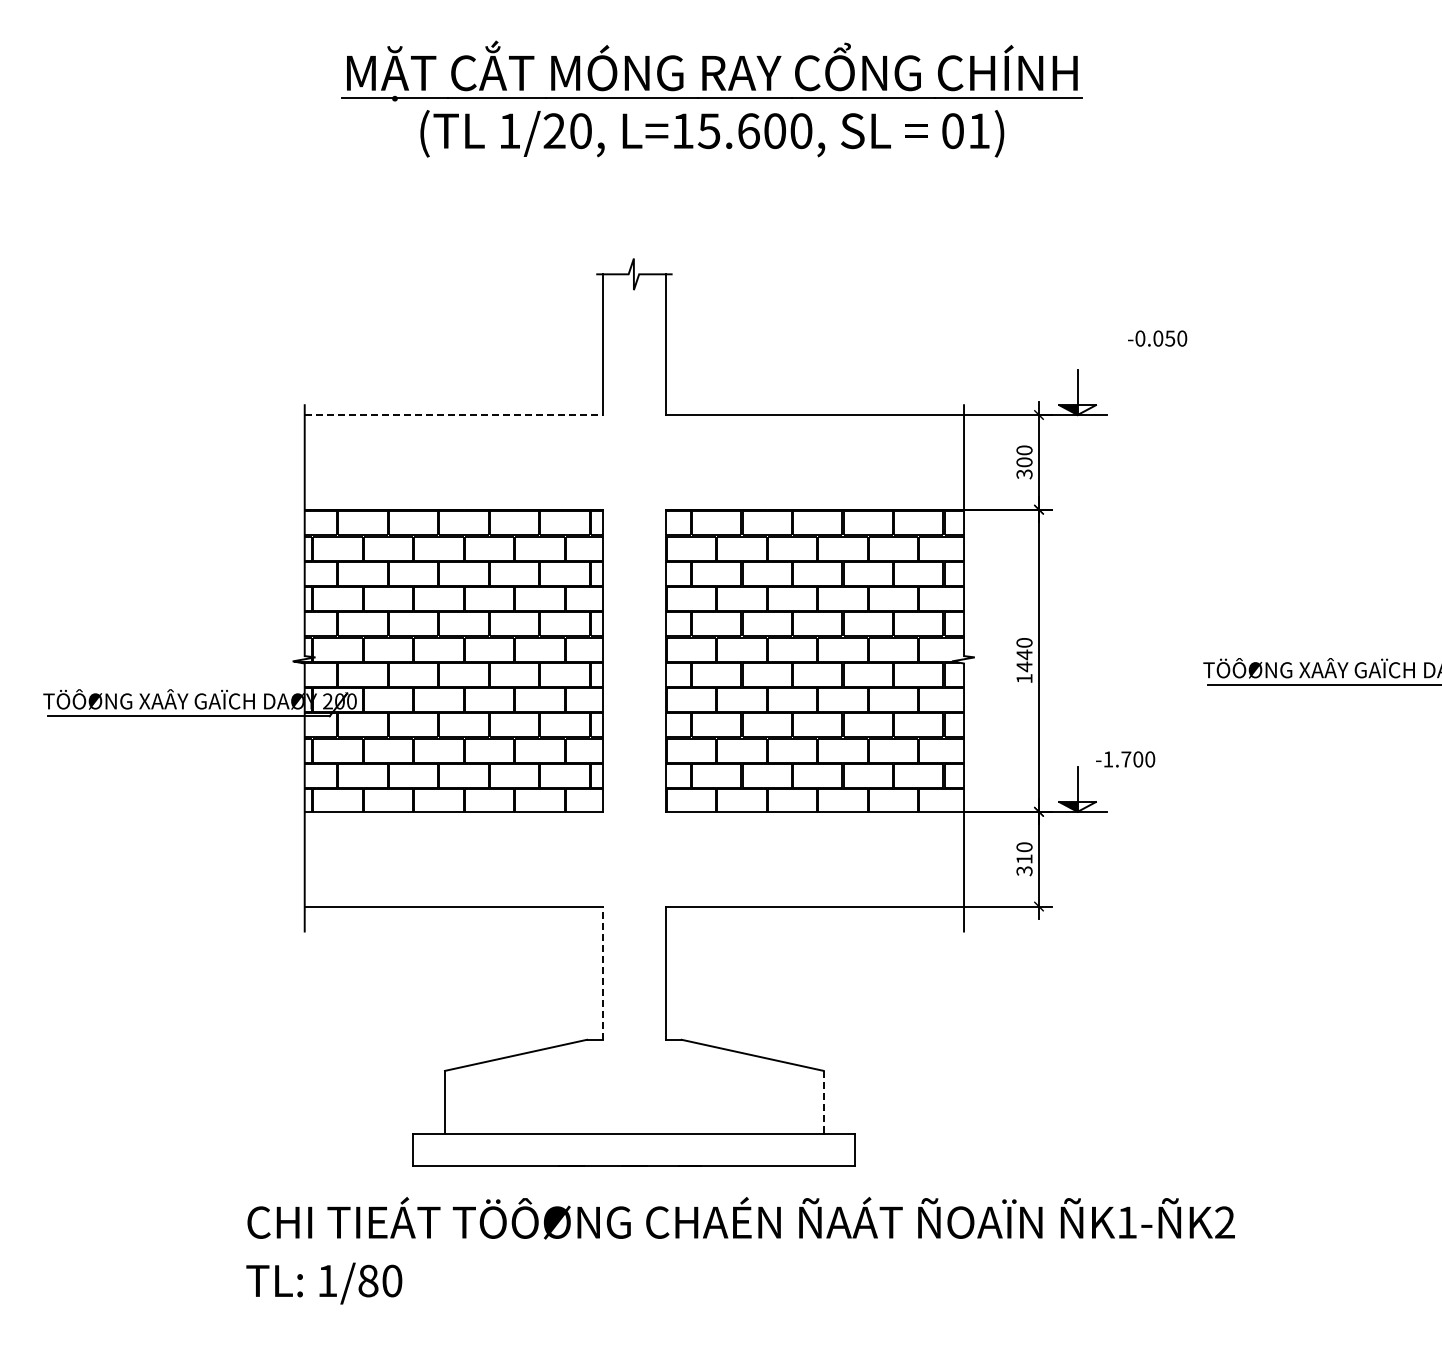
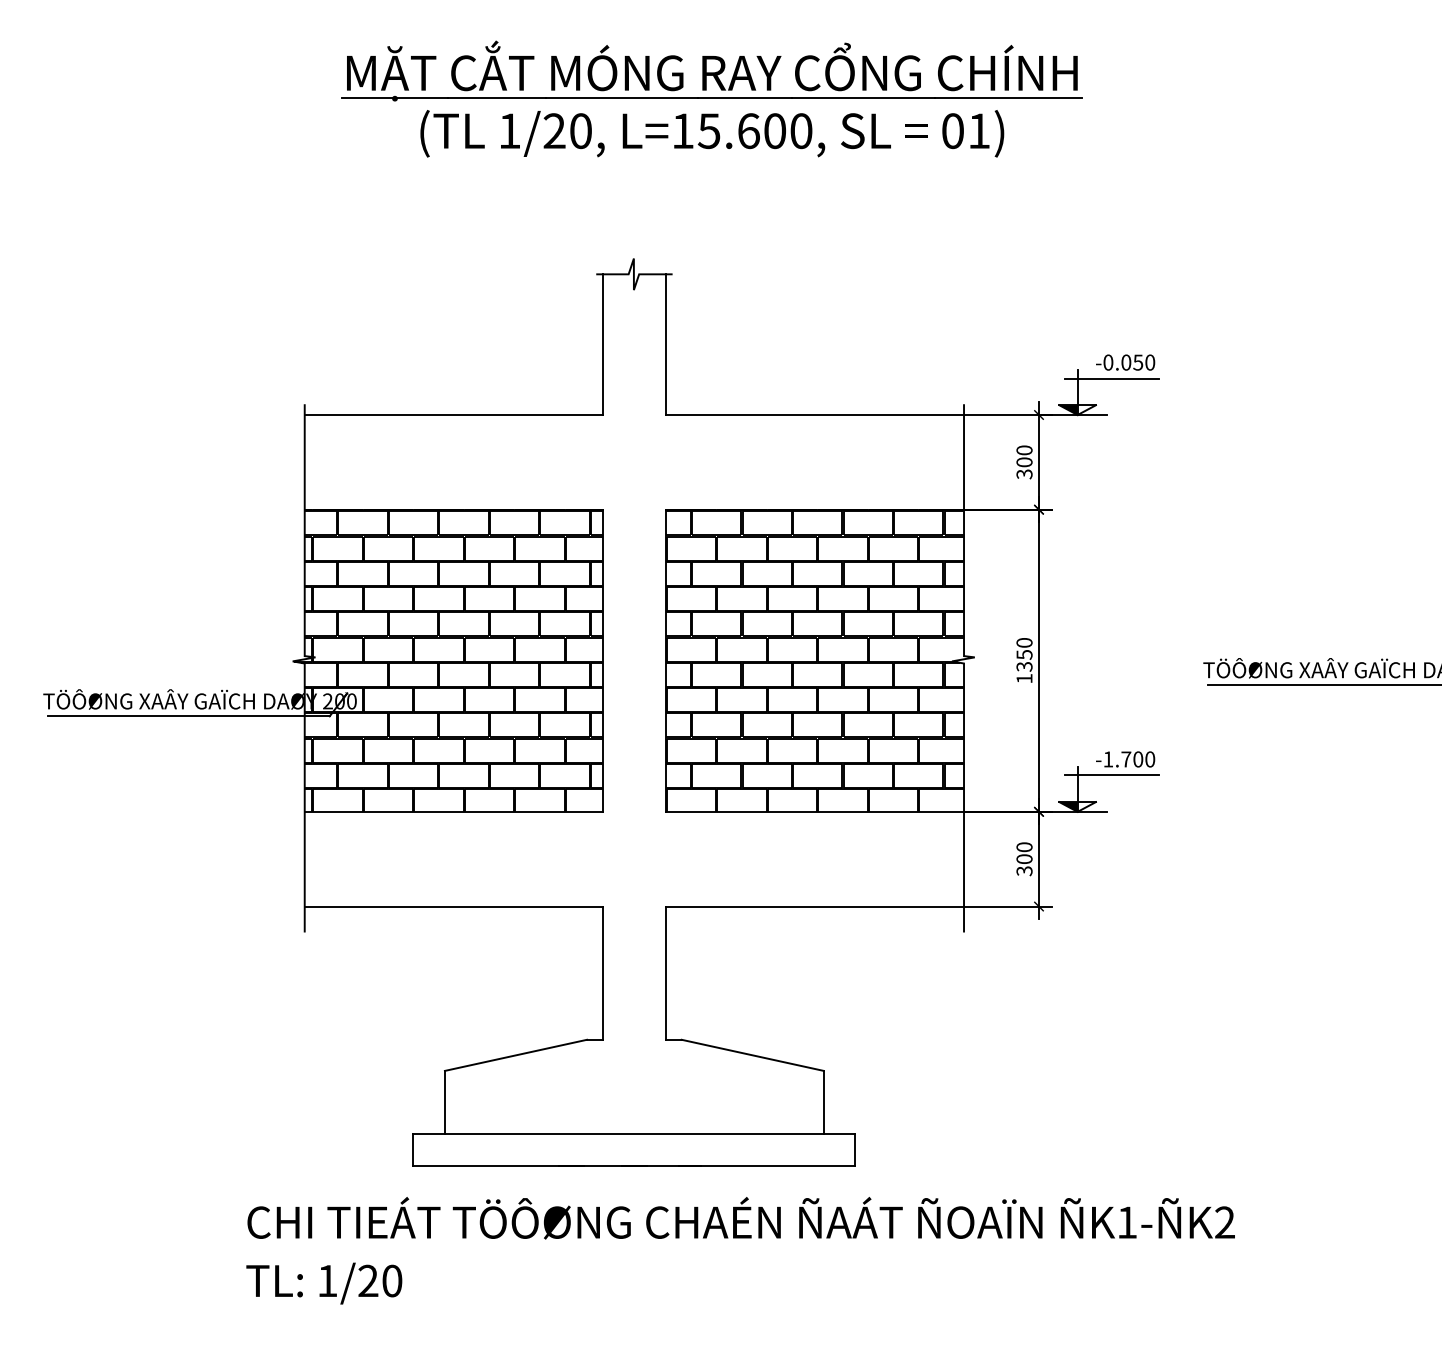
text position: (1157, 338) -> (1125, 362) (1125, 362)
line: none -> present (1112, 378)
line: dashed -> solid (454, 415)
text: 1440 -> 1350 (1024, 660)
line: none -> present (1112, 775)
text: 310 -> 300 (1024, 858)
line: dashed -> solid (602, 973)
line: dashed -> solid (823, 1102)
text: 1/80 -> 1/20 (368, 1280)
